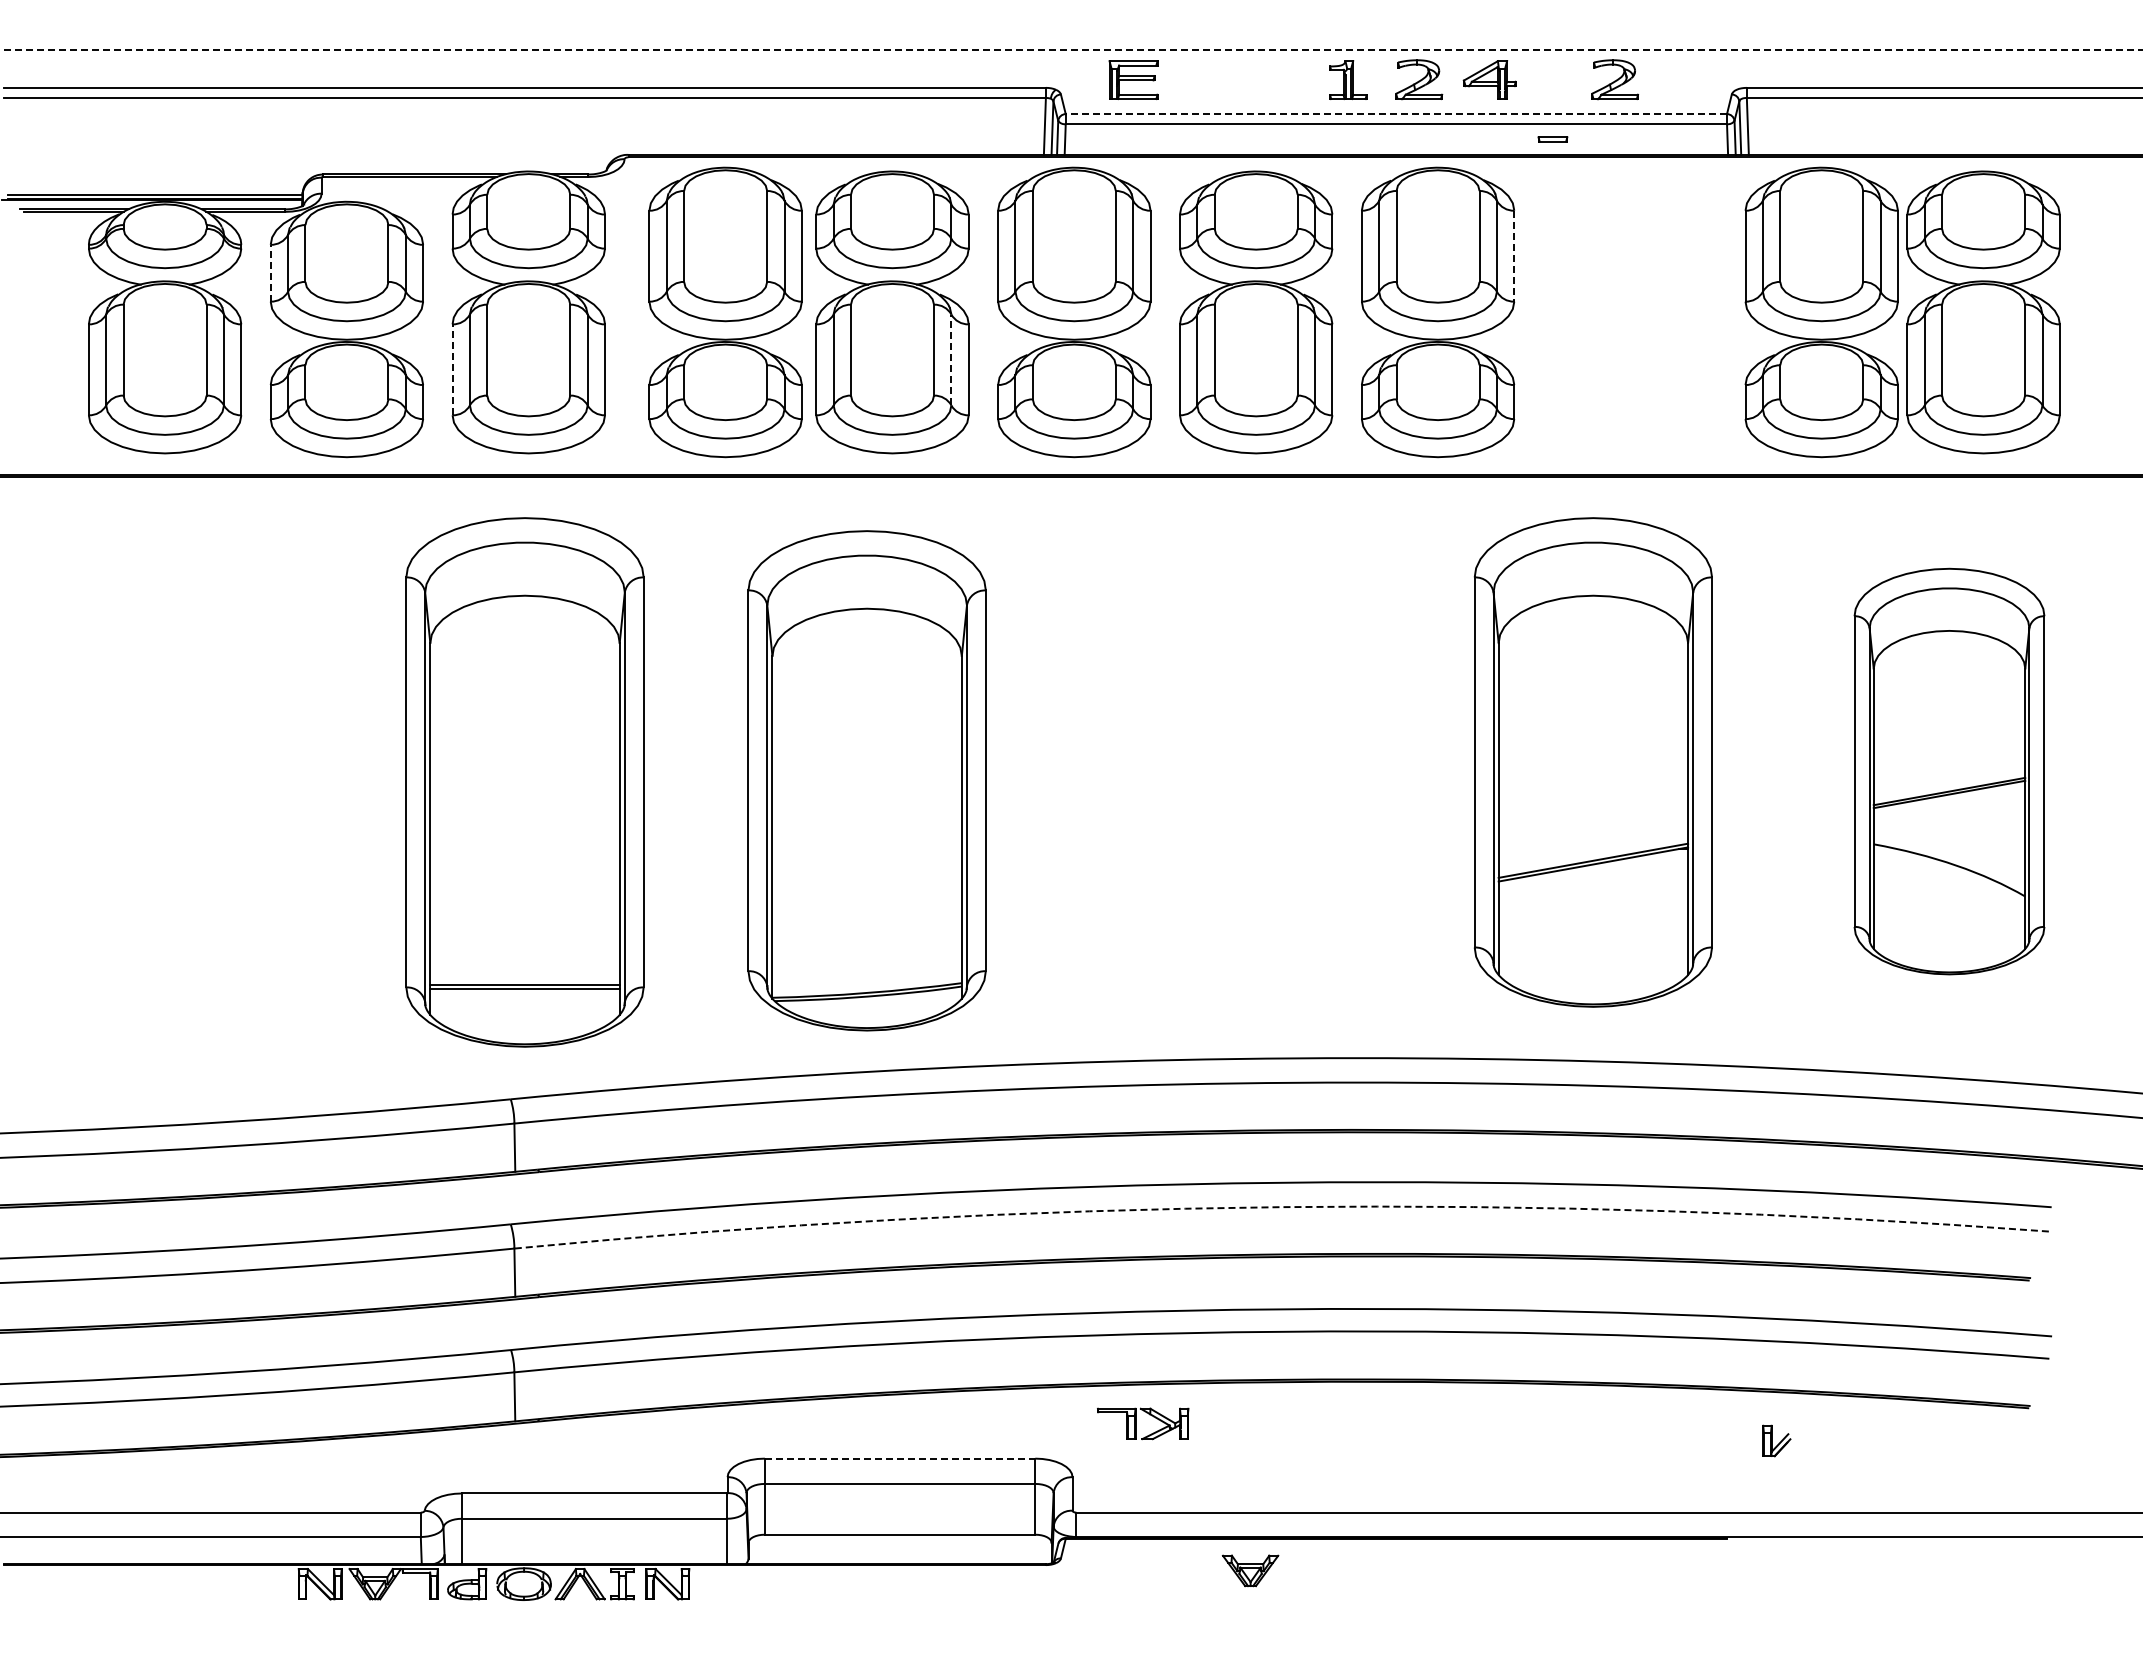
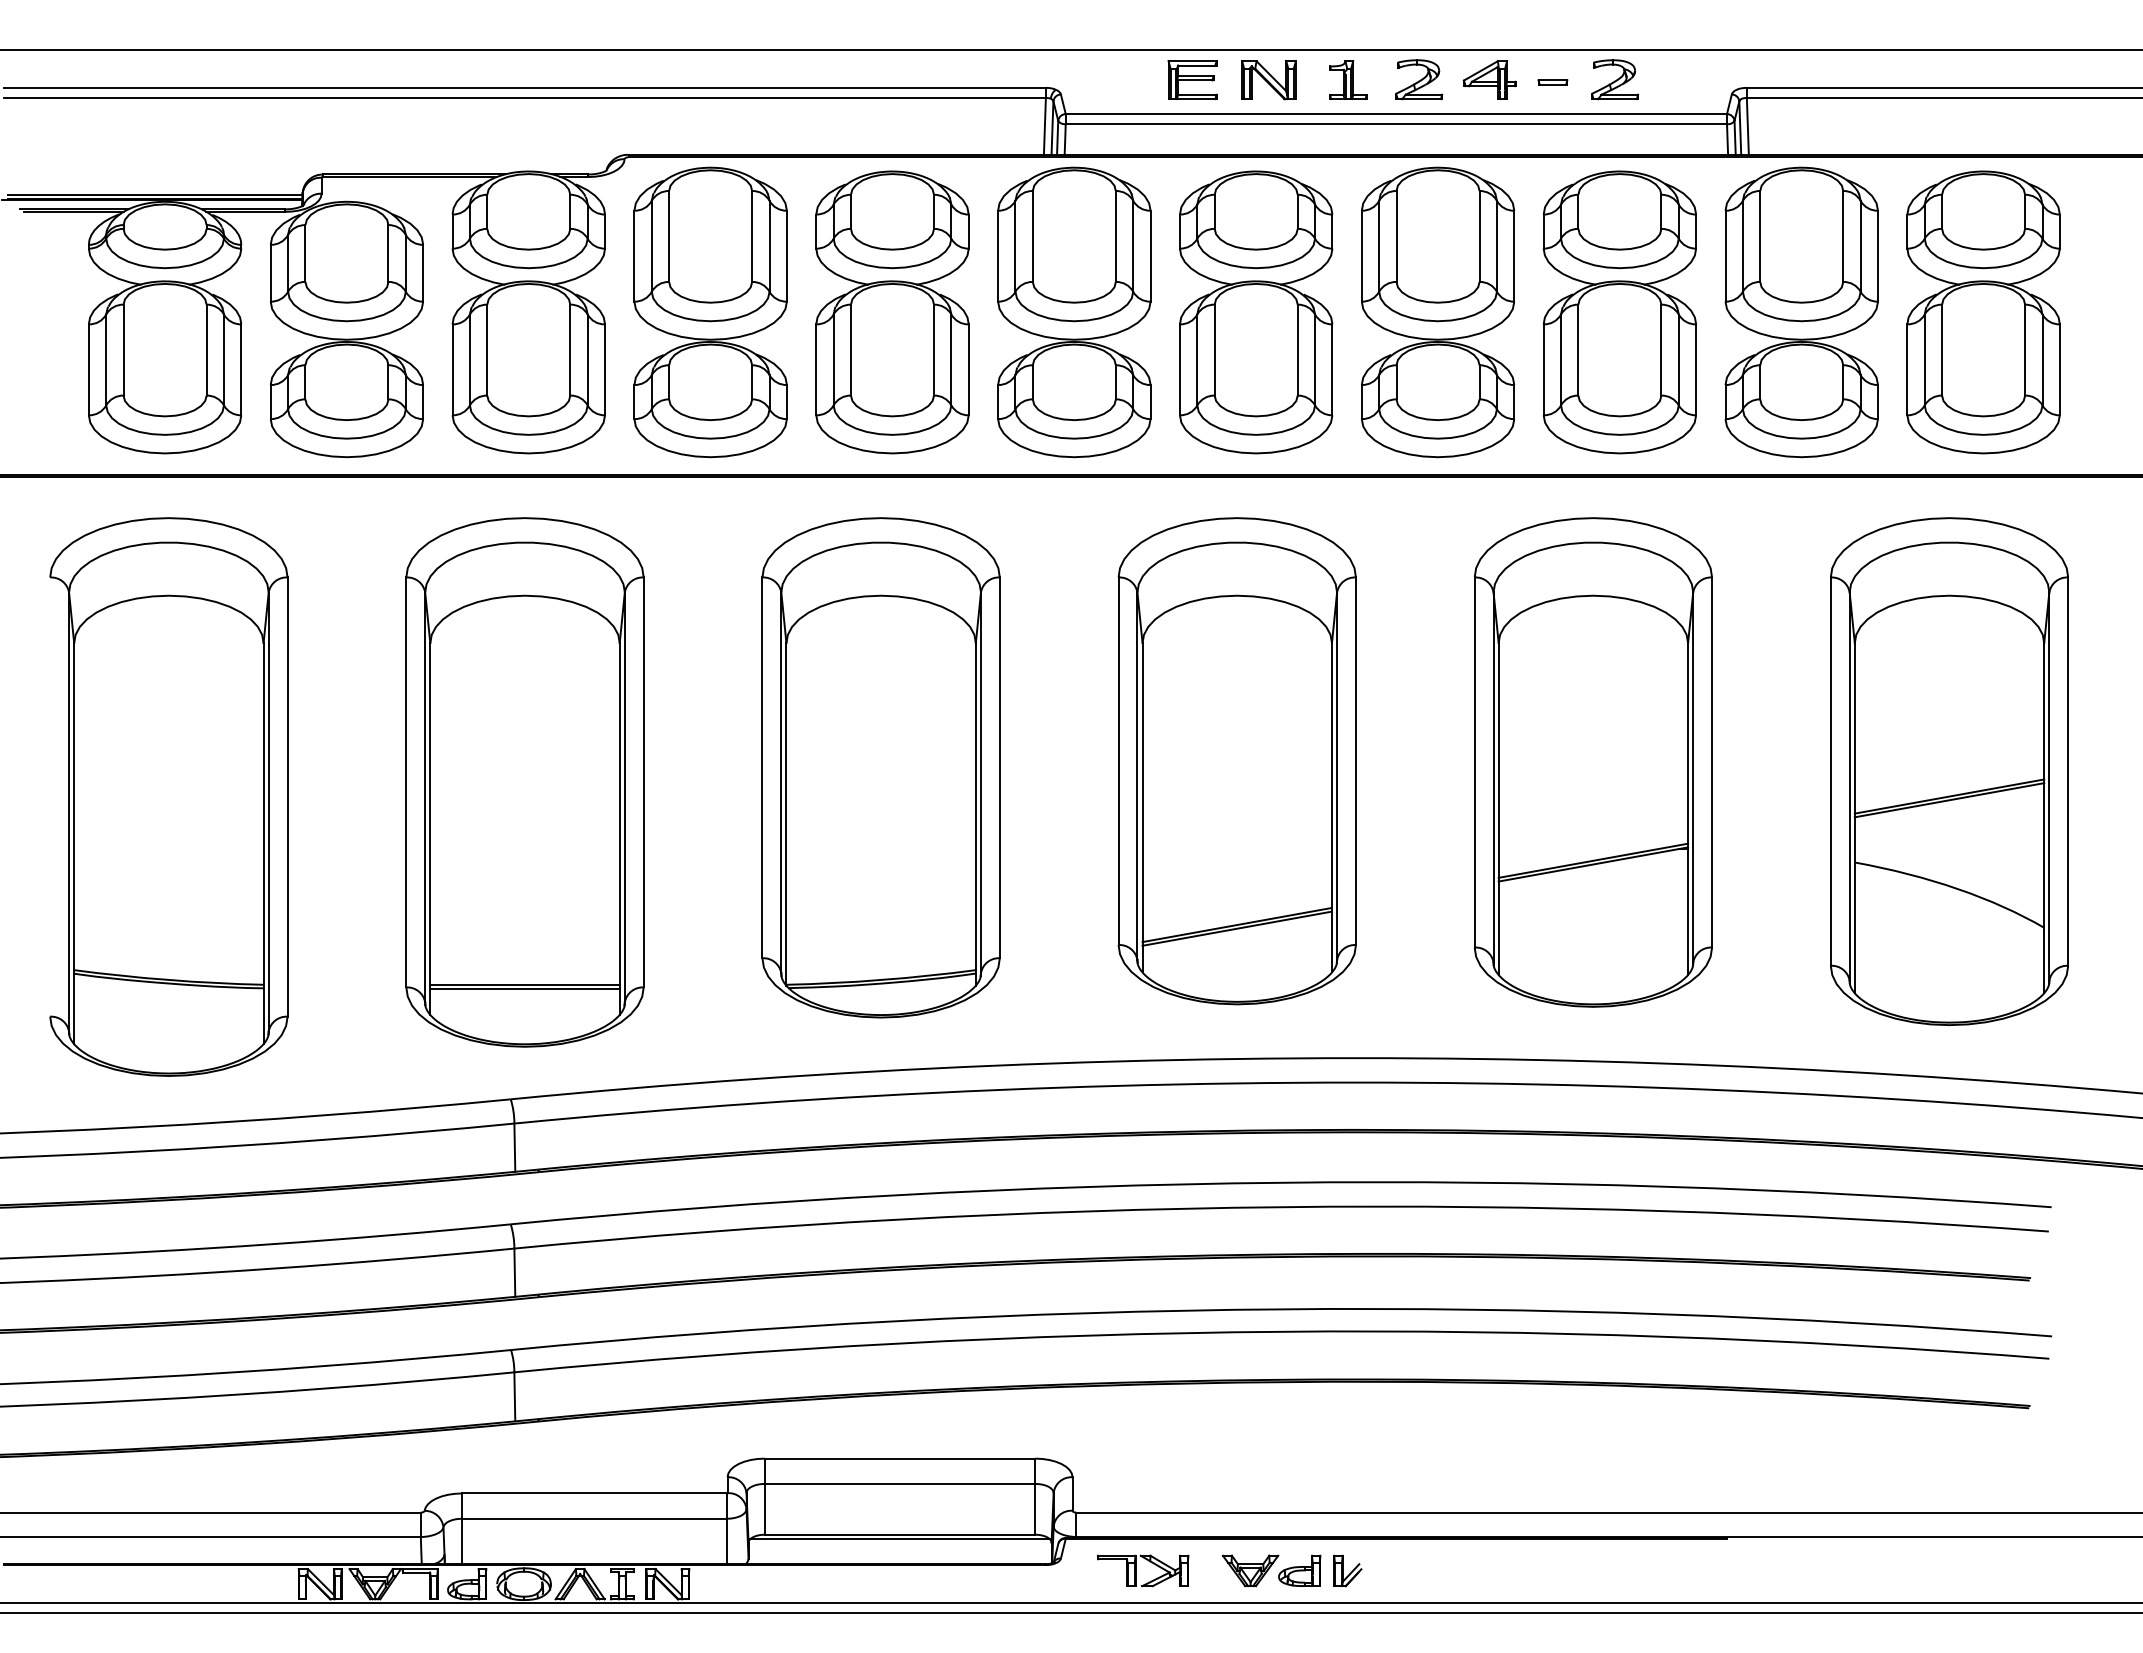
line: dashed -> solid (1071, 49)
part position: (1133, 80) -> (1192, 80) (1192, 80)
part: none -> present (1268, 80)
line: dashed -> solid (1396, 114)
part position: (1552, 139) -> (1552, 82) (1552, 82)
line: dashed -> solid (1514, 256)
line: dashed -> solid (270, 272)
part position: (725, 312) -> (710, 312) (710, 312)
part: none -> present (1619, 312)
part position: (1821, 312) -> (1801, 312) (1801, 312)
line: dashed -> solid (951, 359)
line: dashed -> solid (452, 369)
part: none -> present (1236, 761)
part size: 193x409 px -> 239x509 px (1949, 771)
part position: (866, 780) -> (880, 767) (880, 767)
part: none -> present (168, 796)
arc: dashed -> solid (1281, 1207)
part position: (1136, 1423) -> (1136, 1570) (1136, 1570)
part position: (1776, 1440) -> (1347, 1570) (1347, 1570)
line: dashed -> solid (900, 1458)
line: none -> present (900, 1539)
part: none -> present (1299, 1570)
line: none -> present (1070, 1603)
line: none -> present (1070, 1613)
